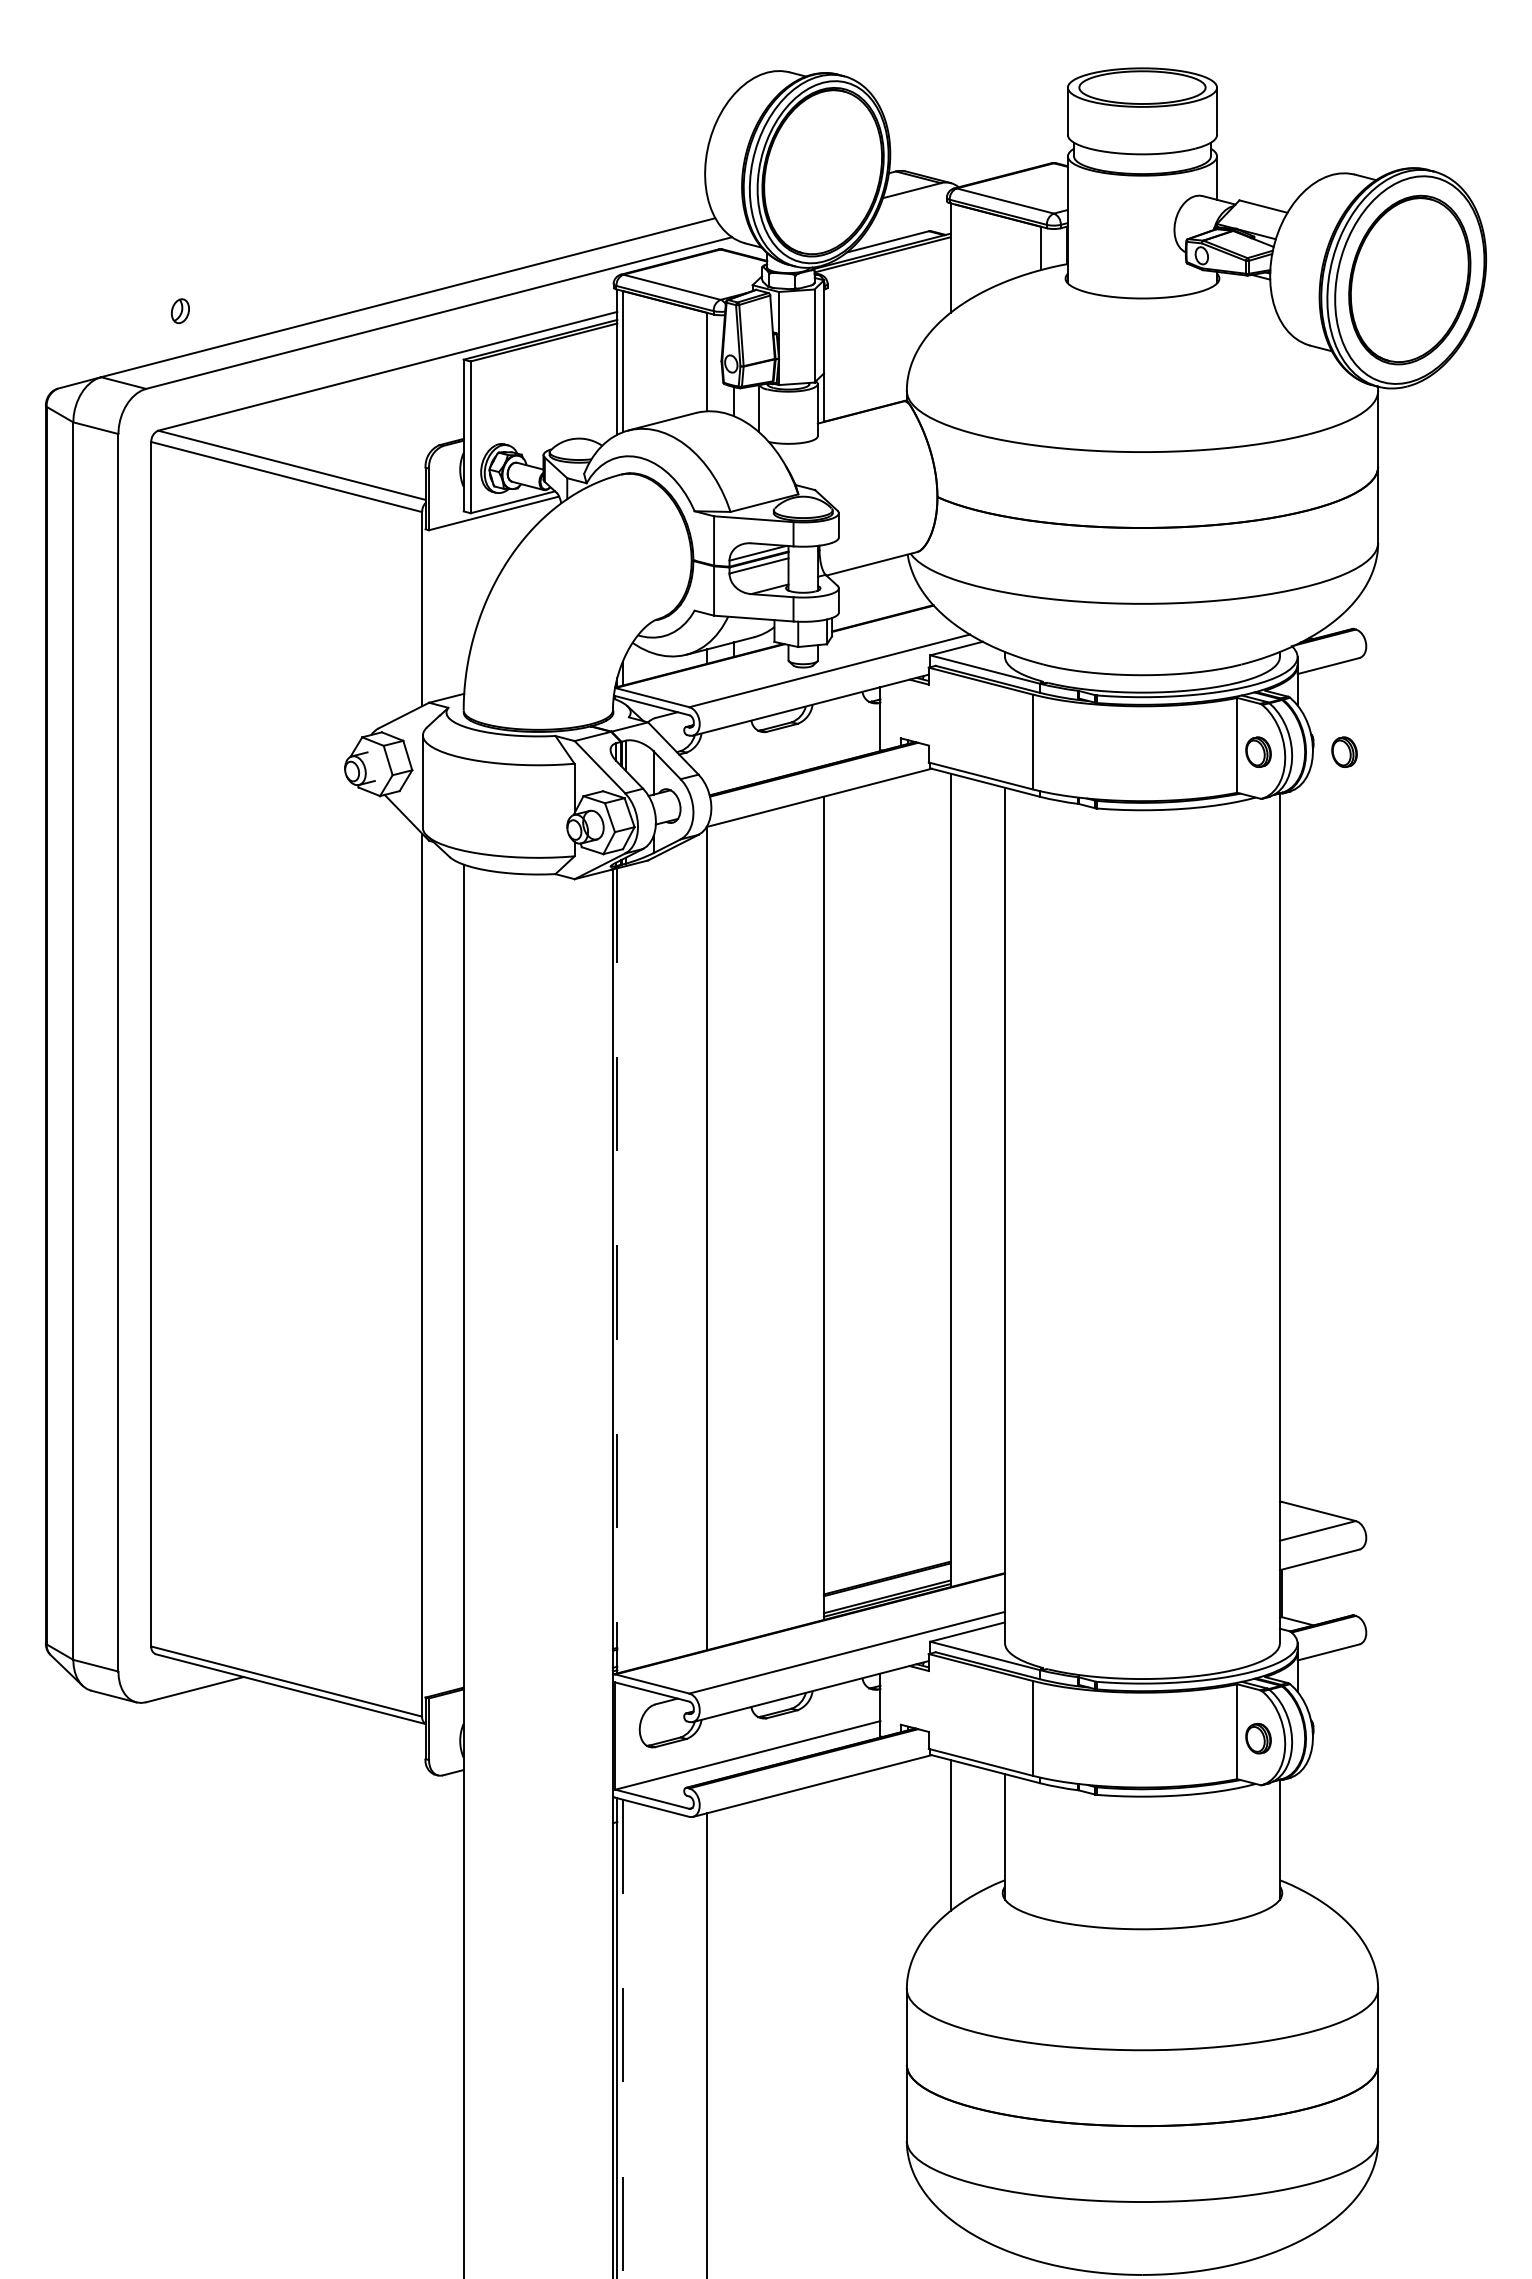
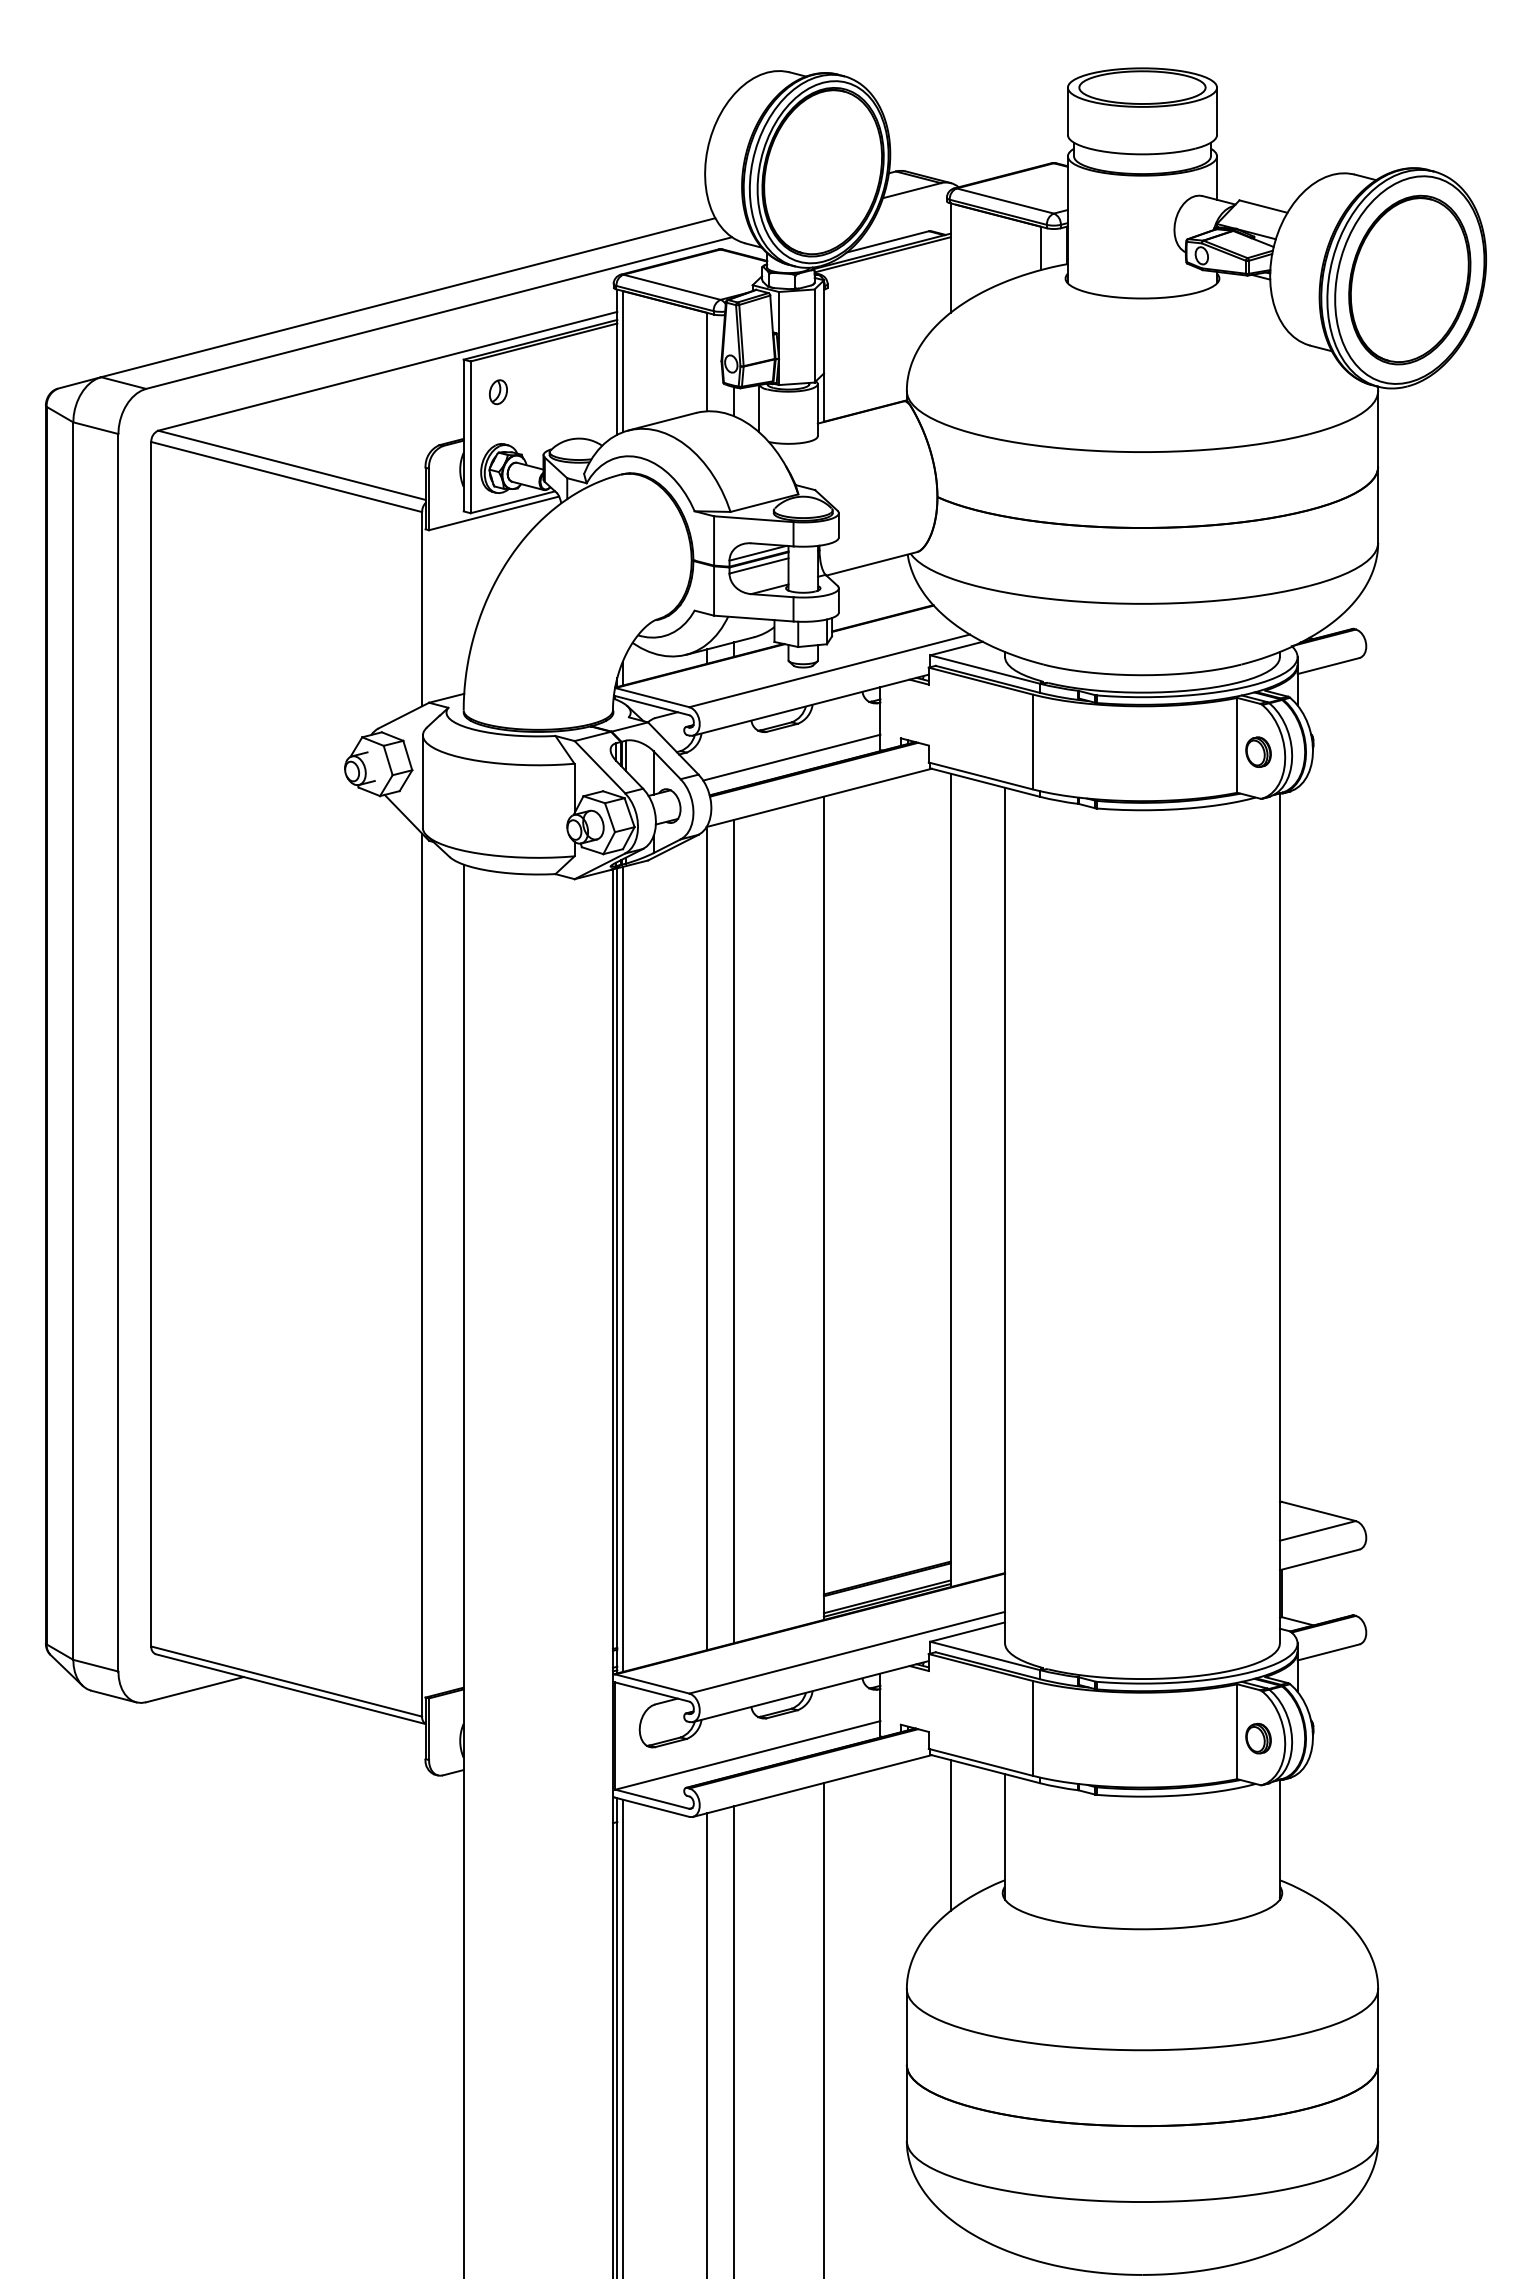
part position: (179, 311) -> (497, 392) (497, 392)
part: present -> none (1344, 751)
line: none -> present (791, 757)
line: none -> present (733, 1231)
line: none -> present (622, 1268)
line: dashed -> solid (617, 1270)
line: none -> present (823, 2029)
line: dashed -> solid (622, 2039)
line: none -> present (733, 2040)
